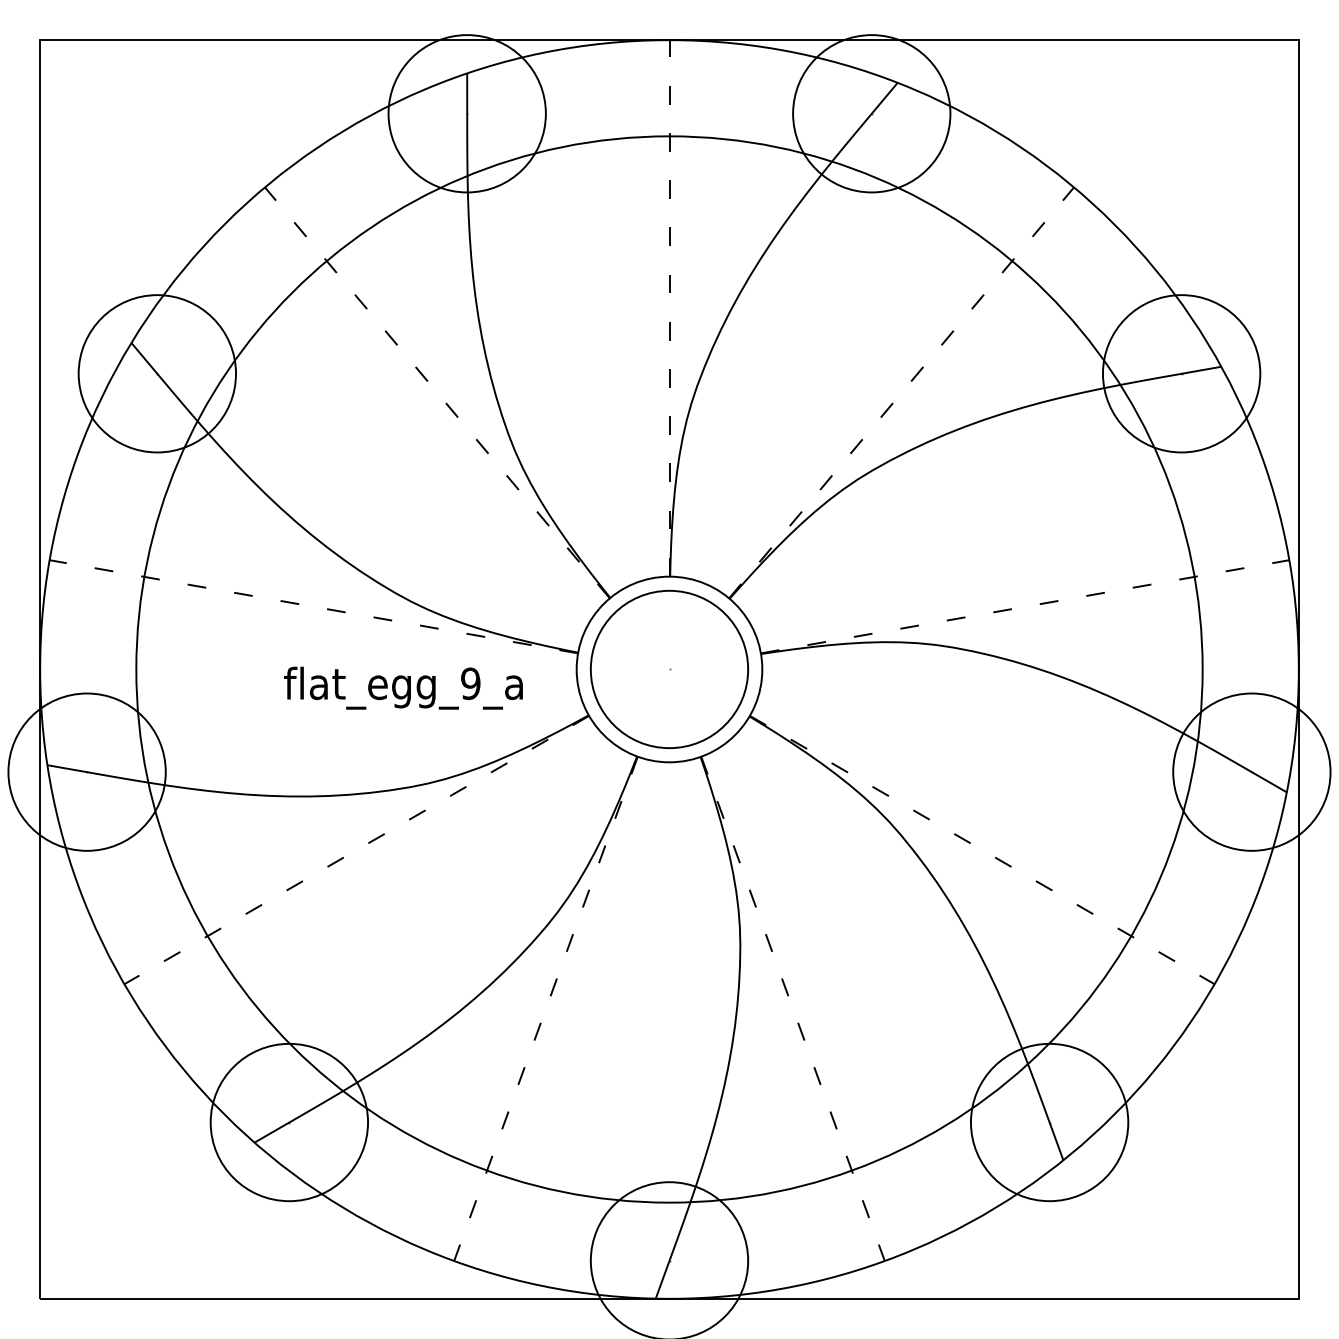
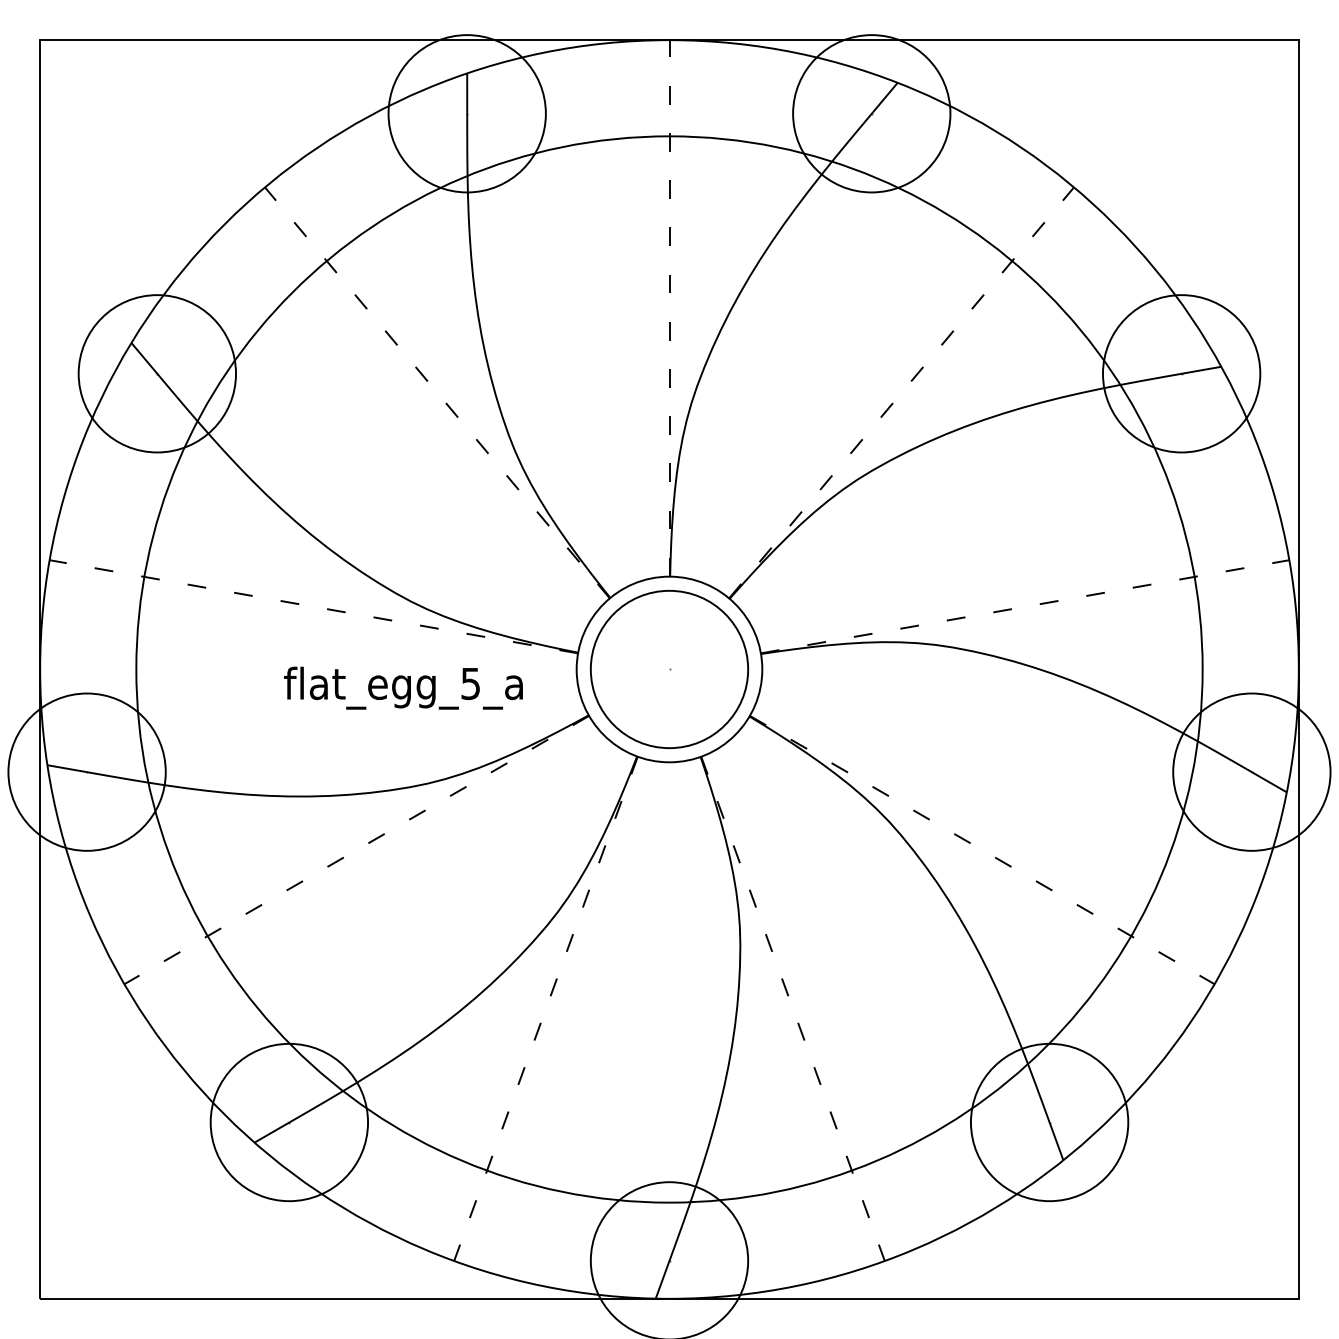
text: flat_egg_9_a -> flat_egg_5_a (470, 683)
